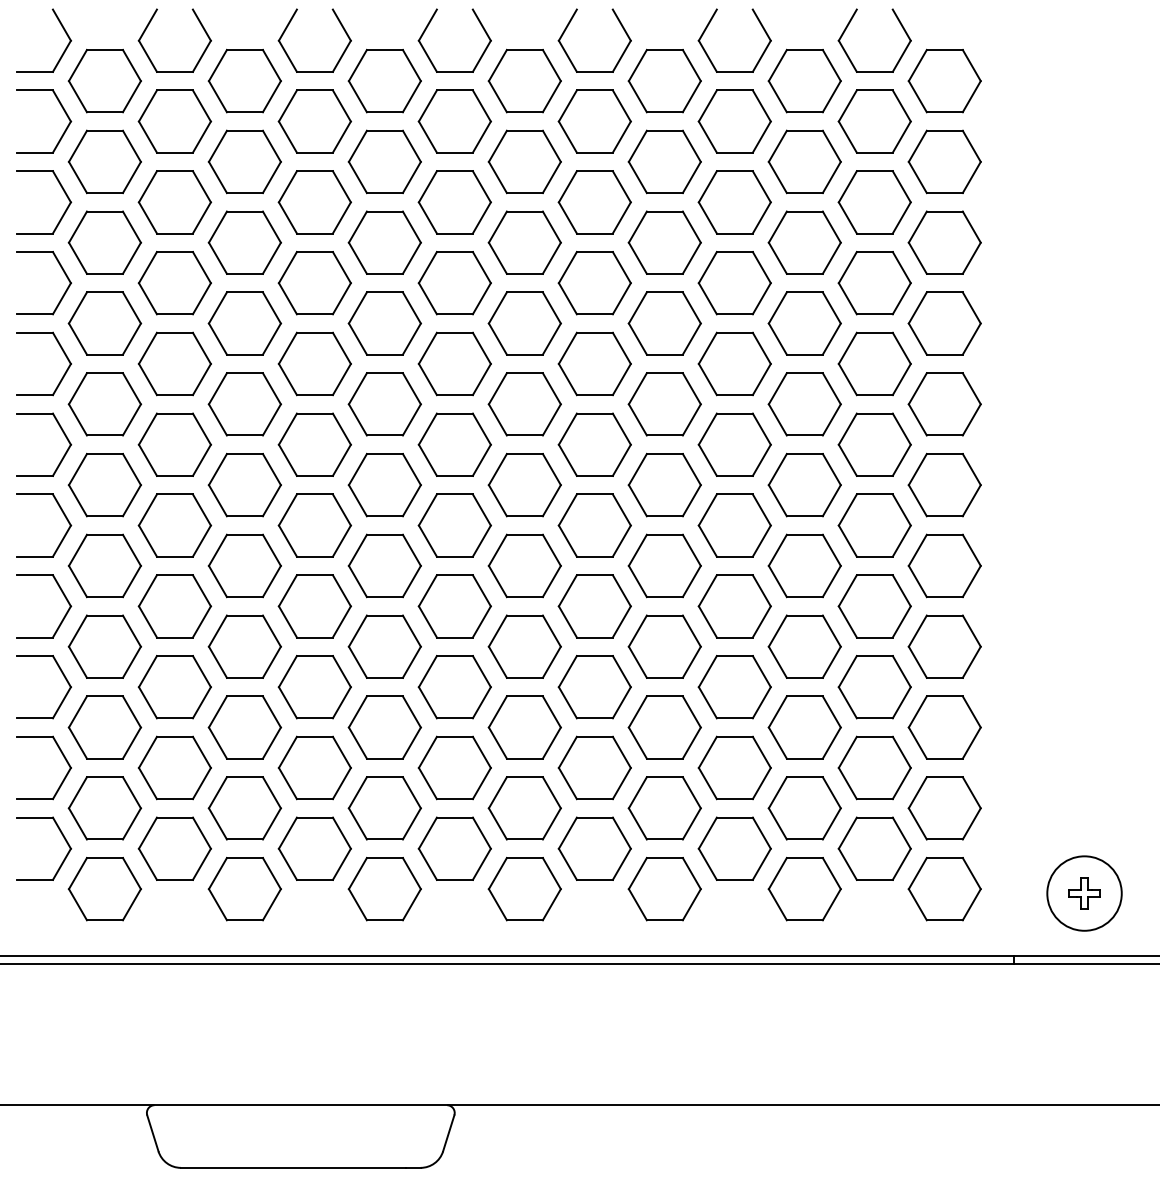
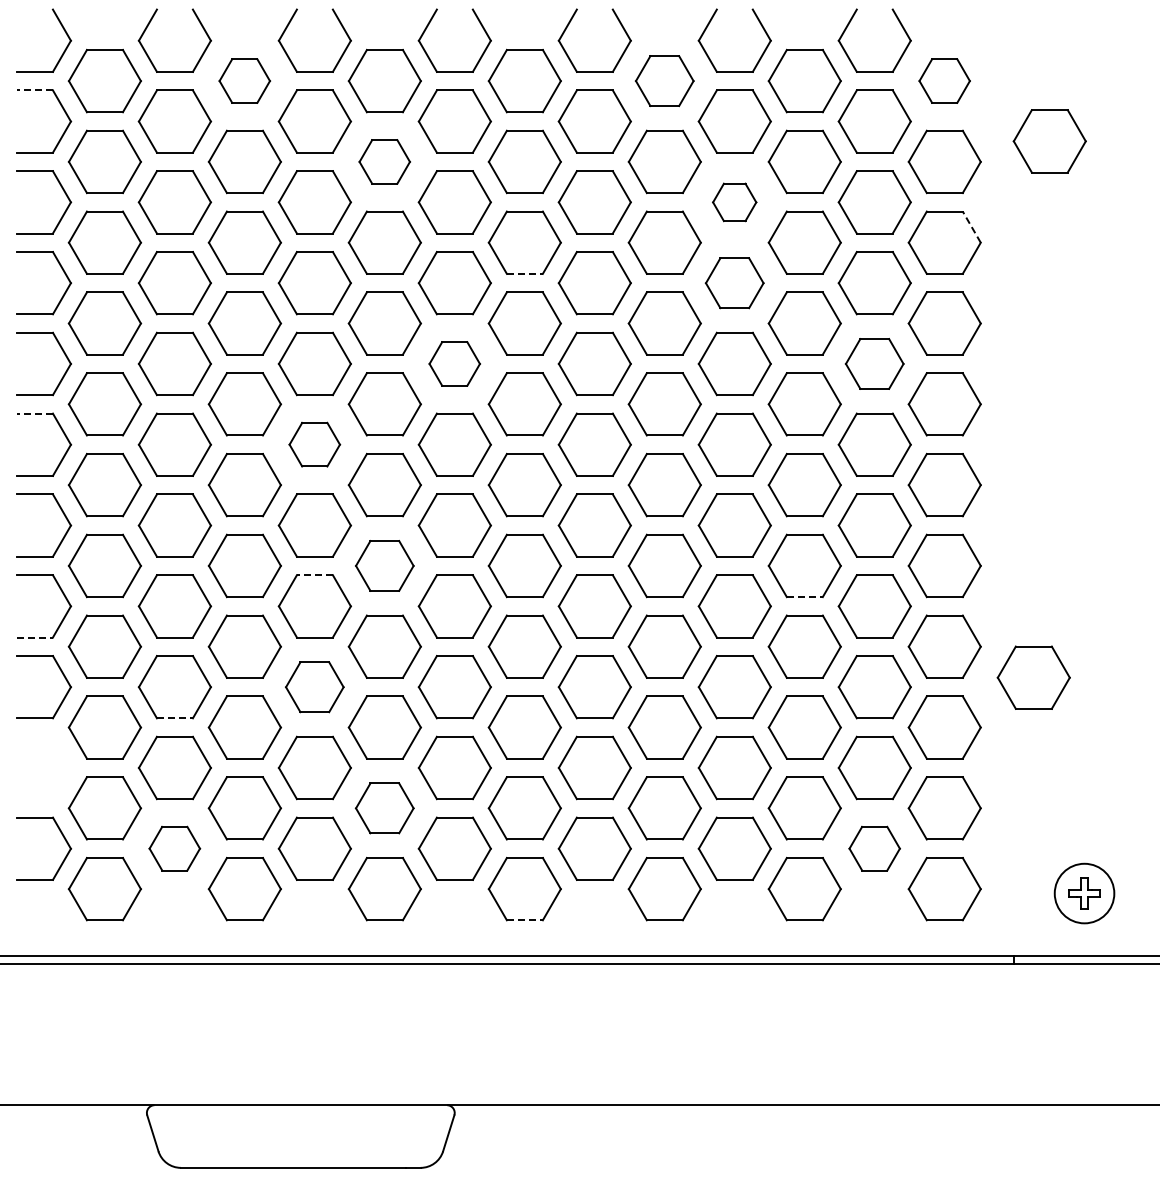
part size: 75x66 px -> 54x46 px (244, 80)
part size: 75x66 px -> 61x53 px (664, 81)
part size: 75x66 px -> 53x46 px (944, 80)
line: solid -> dashed (34, 90)
part: none -> present (1049, 141)
part size: 75x66 px -> 53x46 px (384, 161)
part size: 75x65 px -> 46x41 px (734, 202)
line: solid -> dashed (971, 227)
line: solid -> dashed (524, 273)
part size: 75x65 px -> 61x53 px (734, 283)
part size: 75x66 px -> 53x46 px (454, 363)
part size: 75x66 px -> 61x52 px (874, 363)
line: solid -> dashed (34, 413)
part size: 75x65 px -> 54x47 px (314, 444)
part size: 75x66 px -> 60x52 px (384, 565)
line: solid -> dashed (314, 575)
line: solid -> dashed (804, 597)
line: solid -> dashed (34, 637)
part: none -> present (1033, 677)
part size: 75x65 px -> 60x53 px (314, 687)
line: solid -> dashed (174, 718)
part: present -> none (63, 757)
part size: 75x65 px -> 61x53 px (384, 808)
part size: 75x65 px -> 54x47 px (174, 848)
part size: 75x65 px -> 53x47 px (874, 848)
circle diameter: 74 px -> 60 px (1084, 893)
line: solid -> dashed (524, 920)
